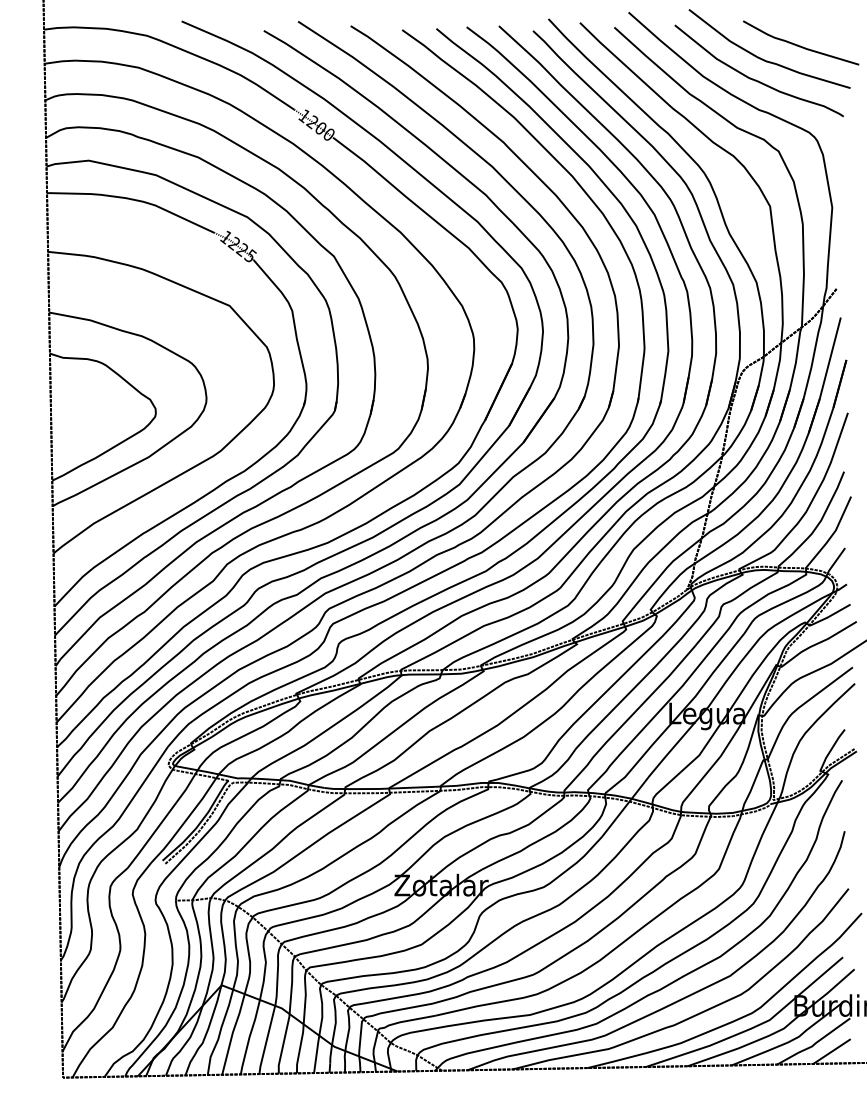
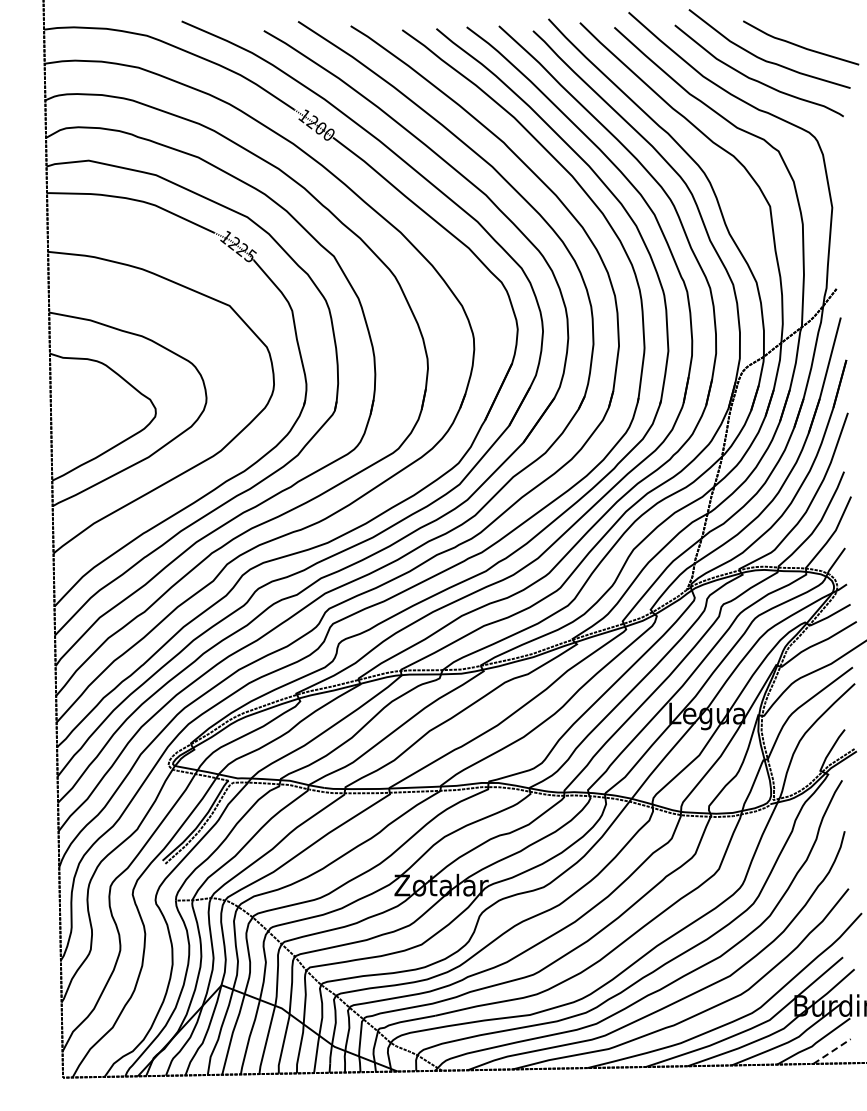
line: solid -> dashed (832, 1051)
